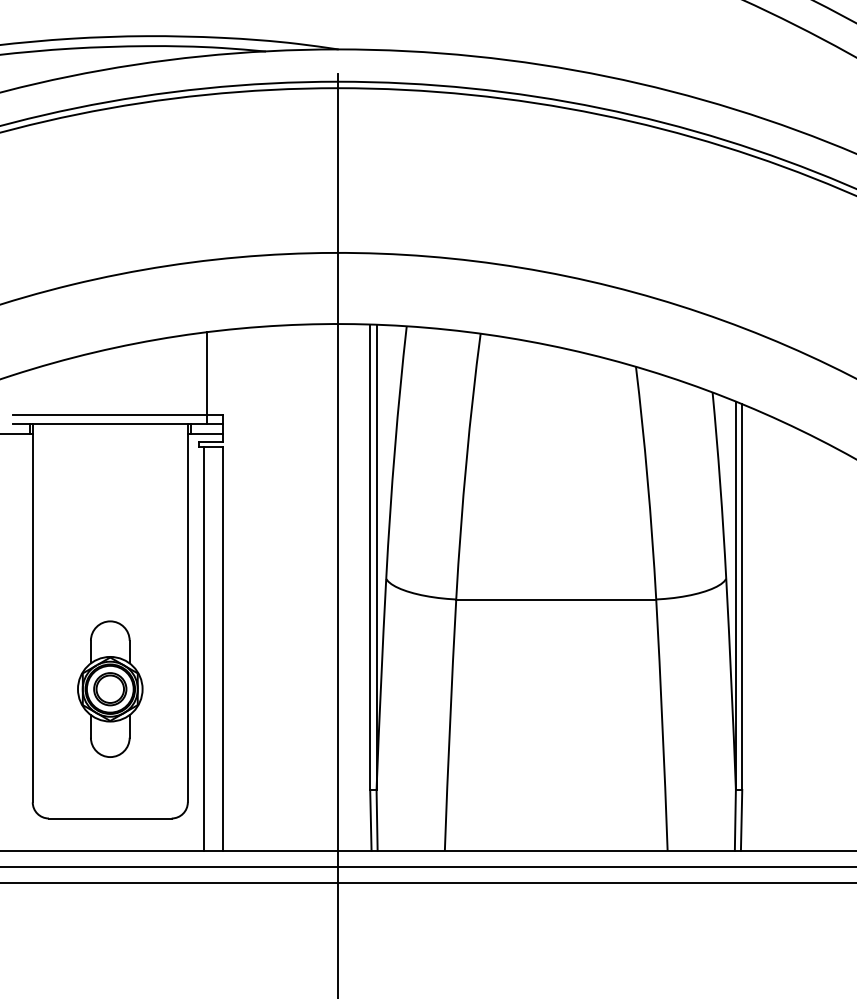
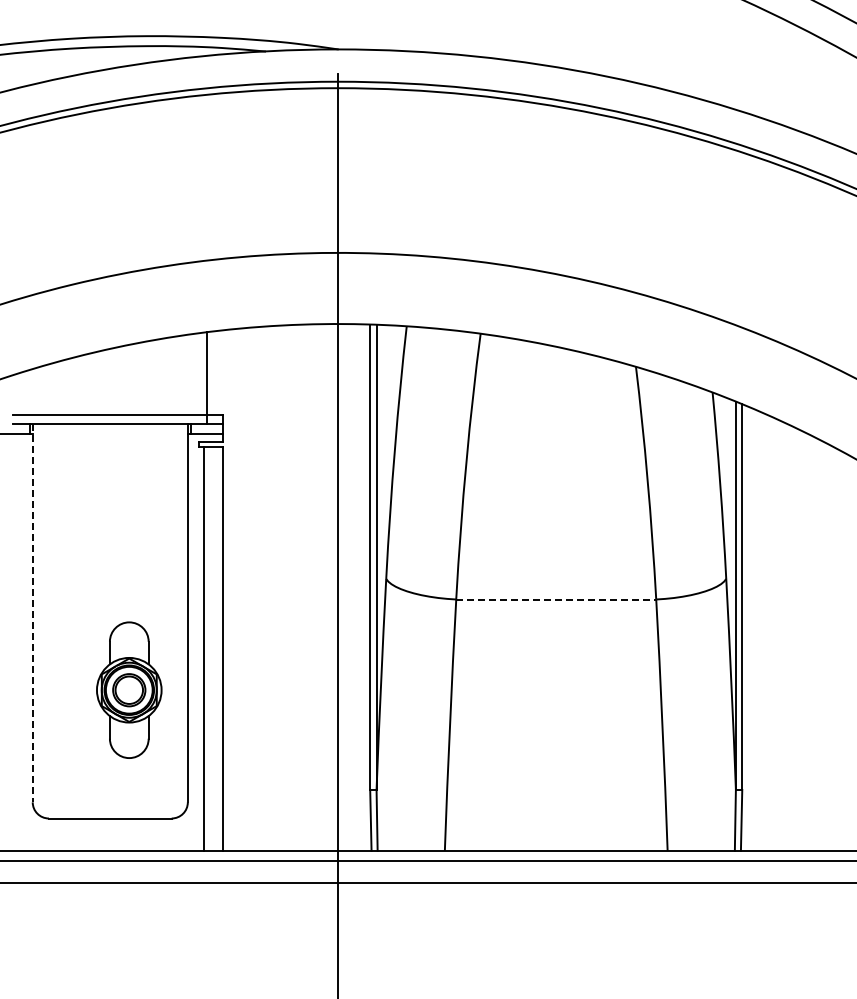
line: solid -> dashed (556, 599)
line: solid -> dashed (32, 613)
part position: (110, 688) -> (129, 689) (129, 689)
line position: (427, 866) -> (427, 860) (427, 860)
